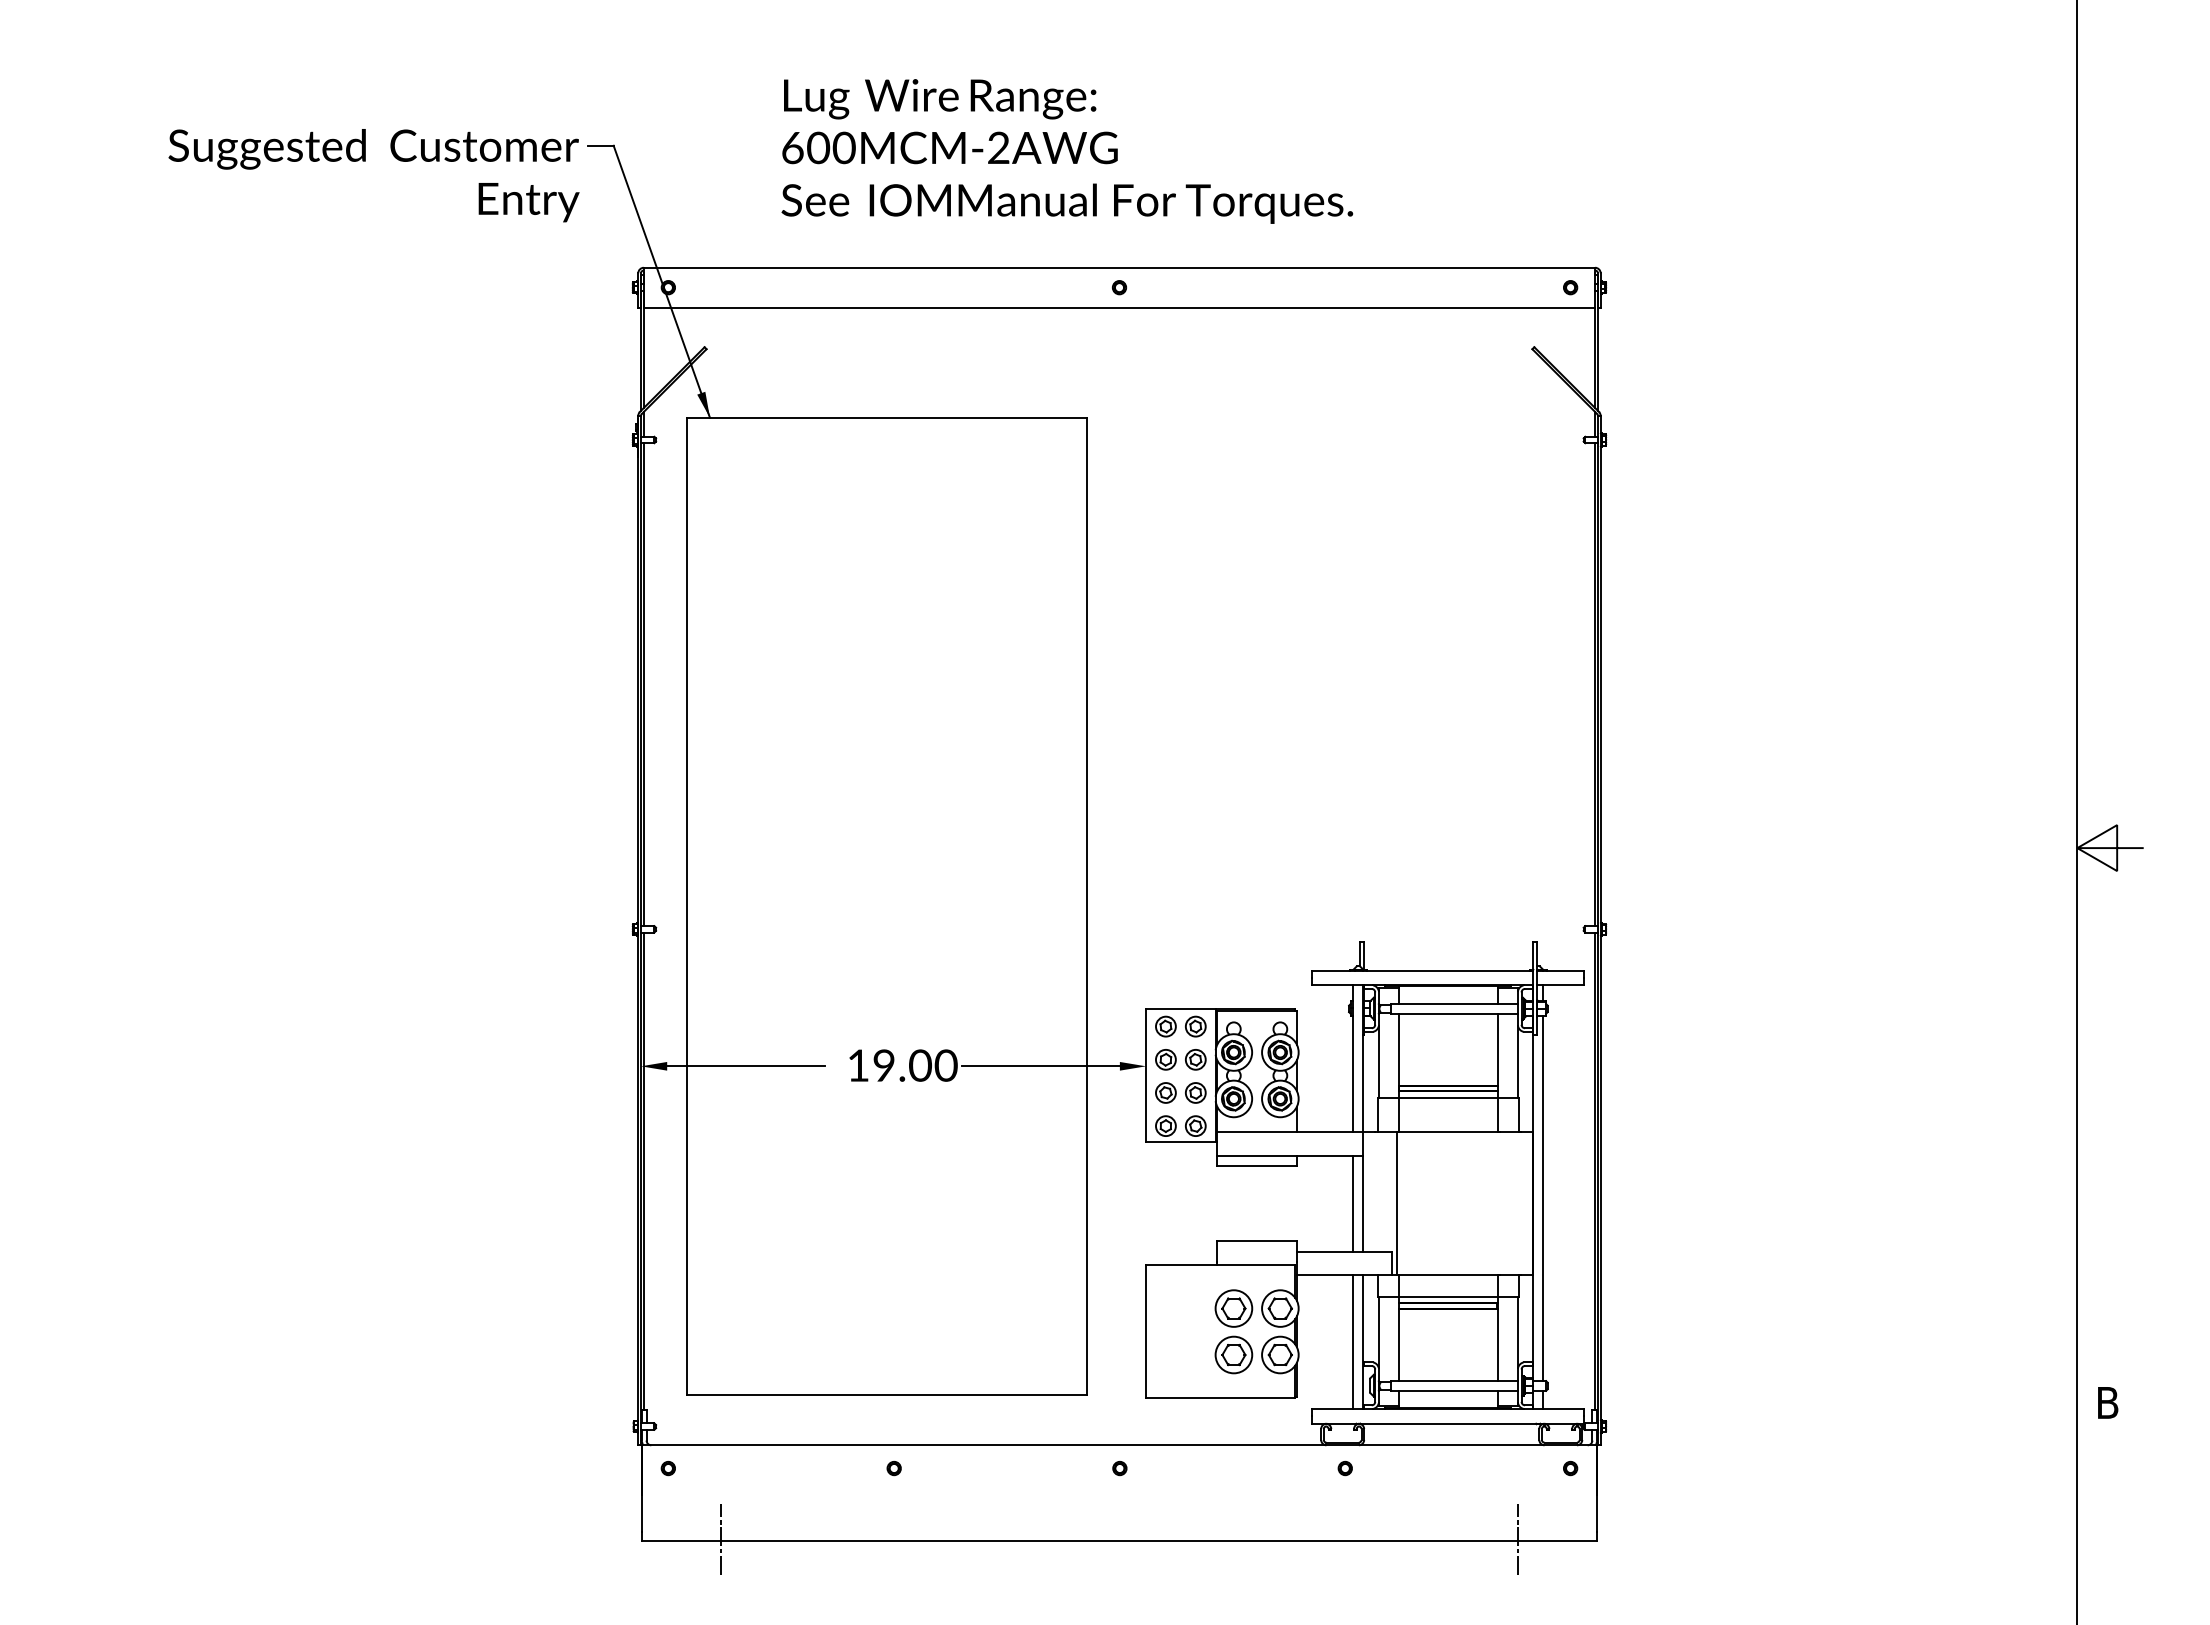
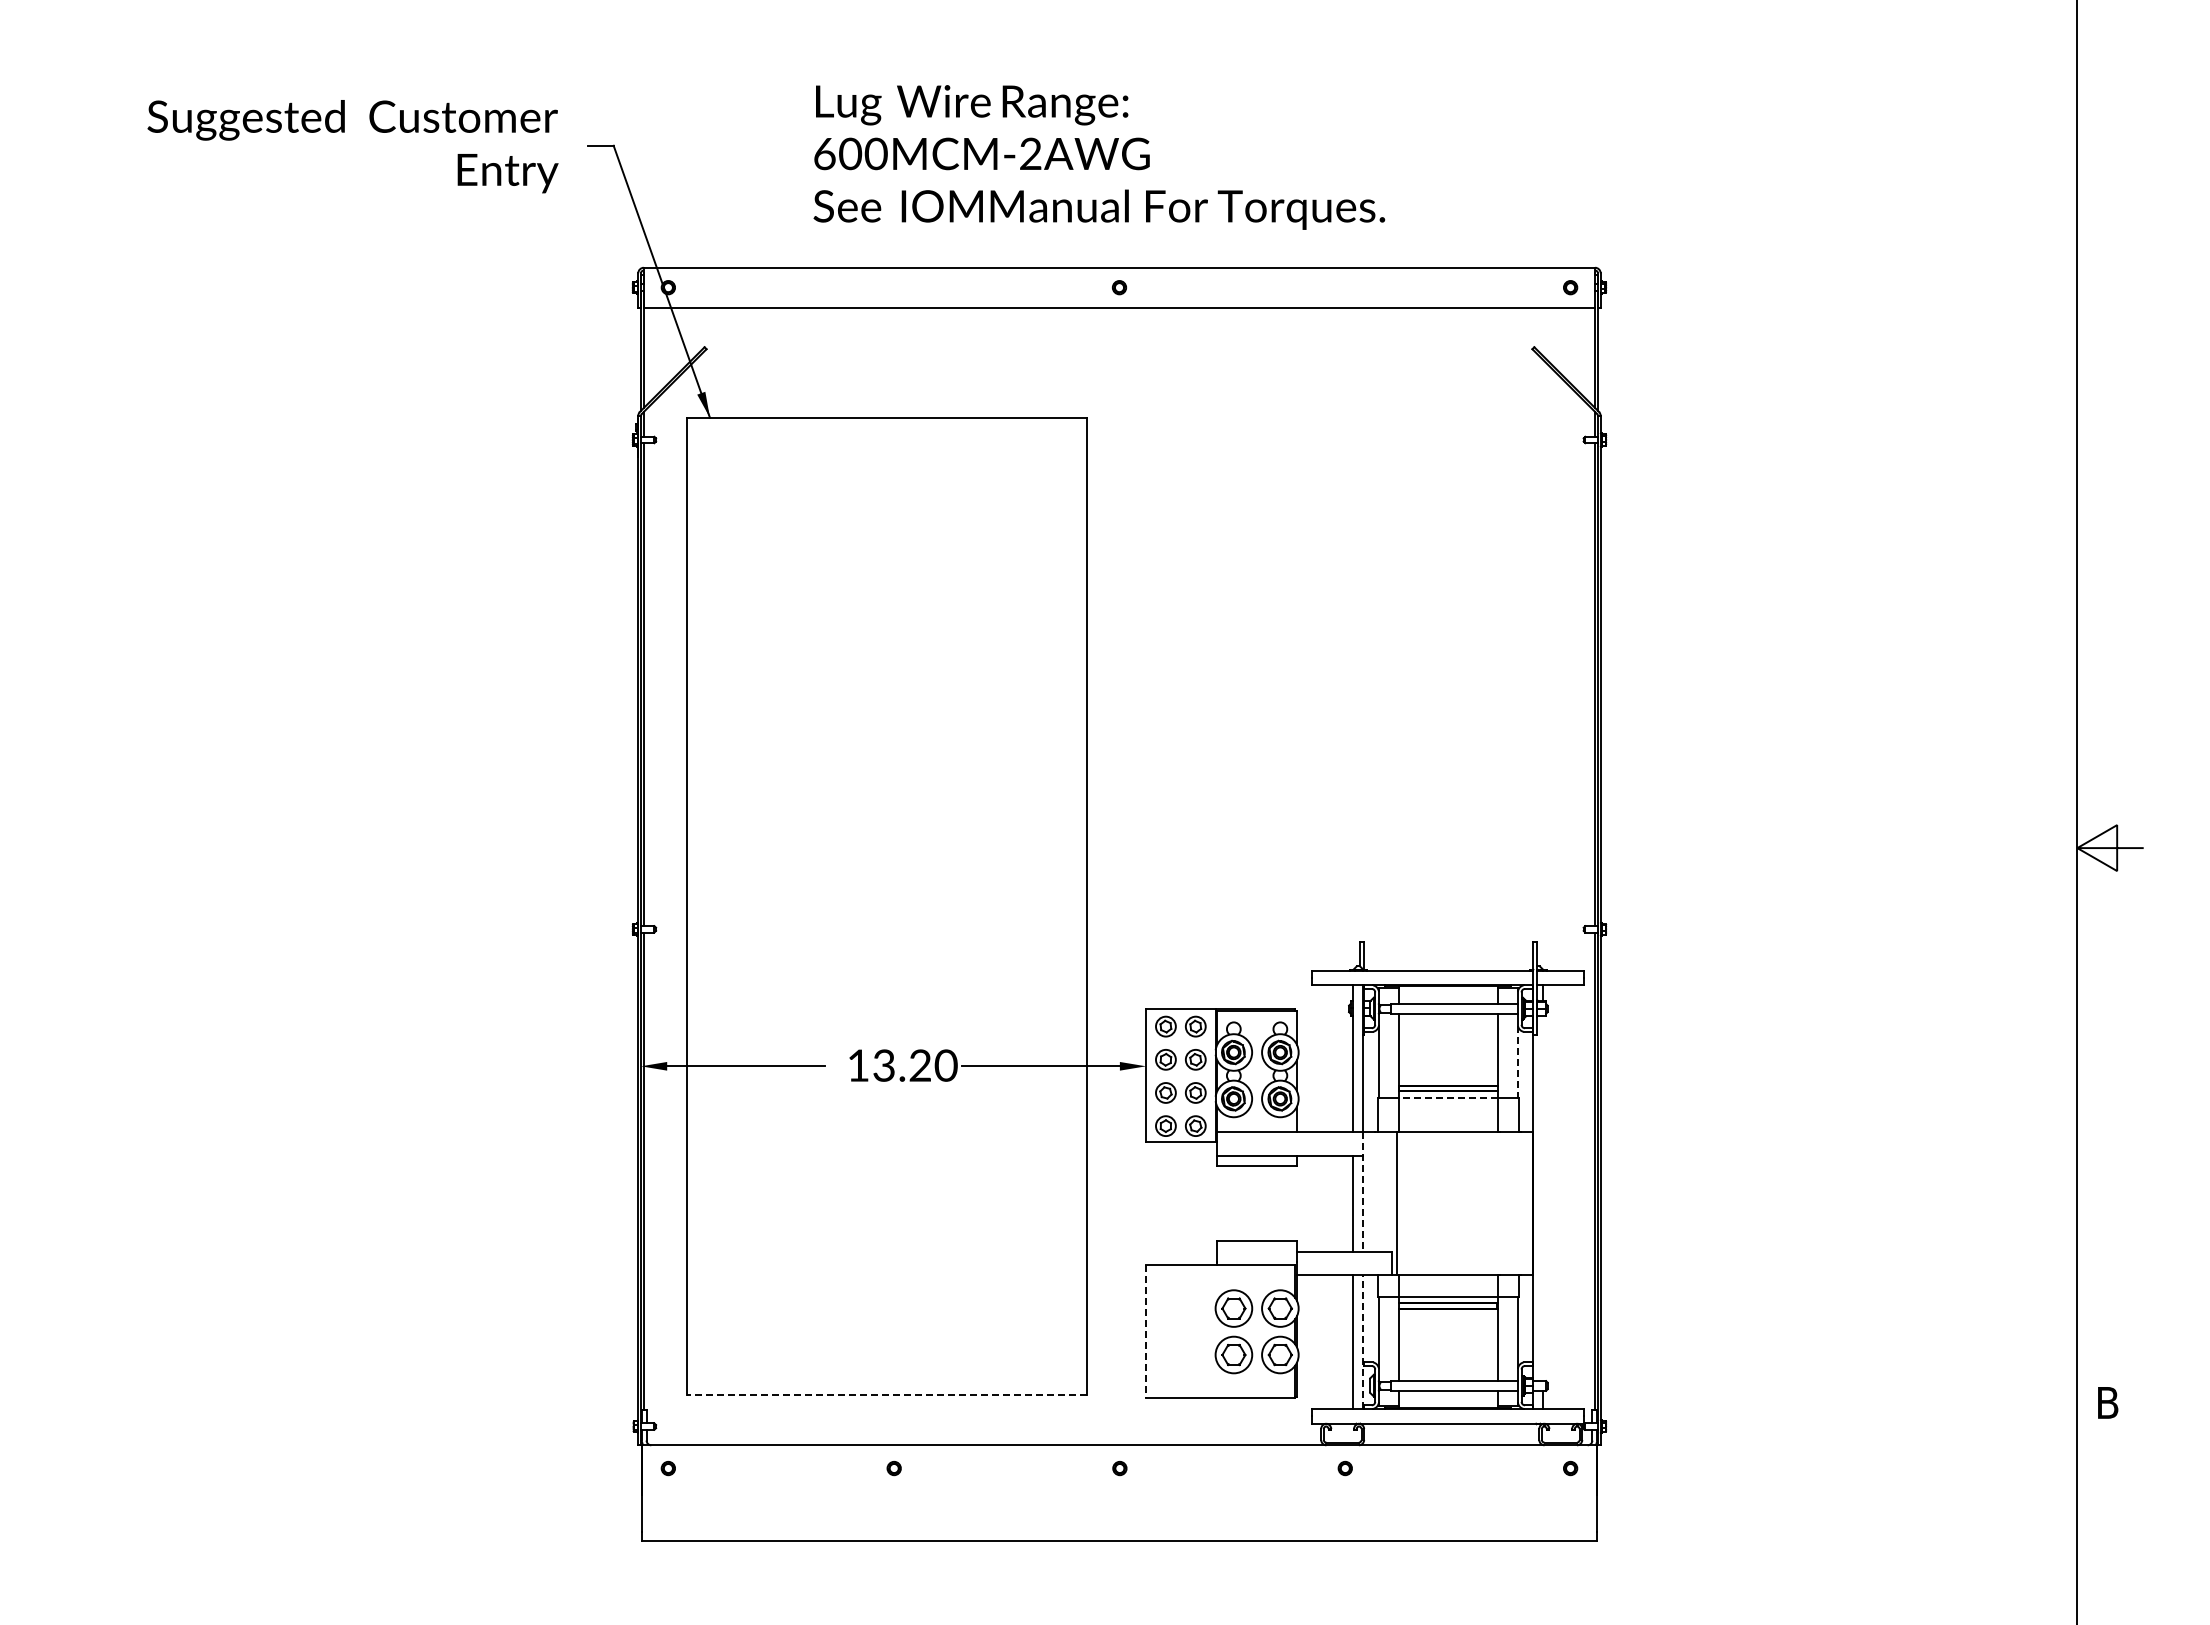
text position: (1067, 151) -> (1099, 157) (1099, 157)
text position: (373, 175) -> (352, 146) (352, 146)
line: solid -> dashed (1518, 1061)
text: 19.00 -> 13.20 (902, 1065)
line: solid -> dashed (1448, 1097)
line: solid -> dashed (1363, 1191)
line: present -> none (1543, 1198)
line: solid -> dashed (1146, 1332)
line: solid -> dashed (1363, 1342)
line: solid -> dashed (886, 1395)
line: present -> none (721, 1538)
line: present -> none (1517, 1538)
